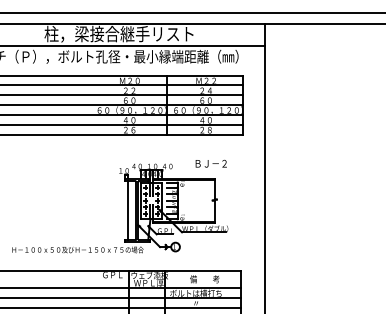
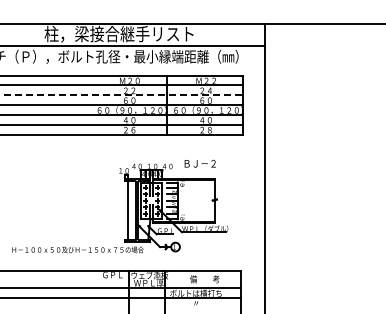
line: present -> none (192, 13)
line: solid -> dashed (122, 95)
text position: (210, 163) -> (199, 163) (199, 163)
line: present -> none (121, 307)
